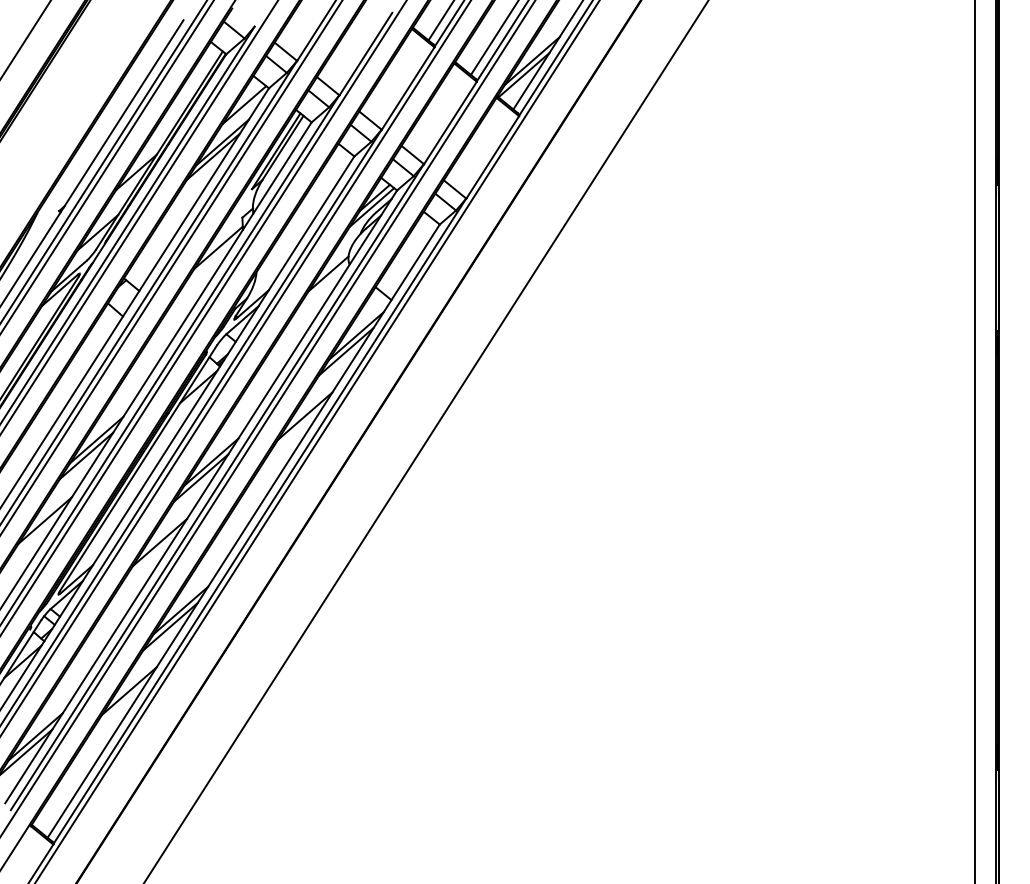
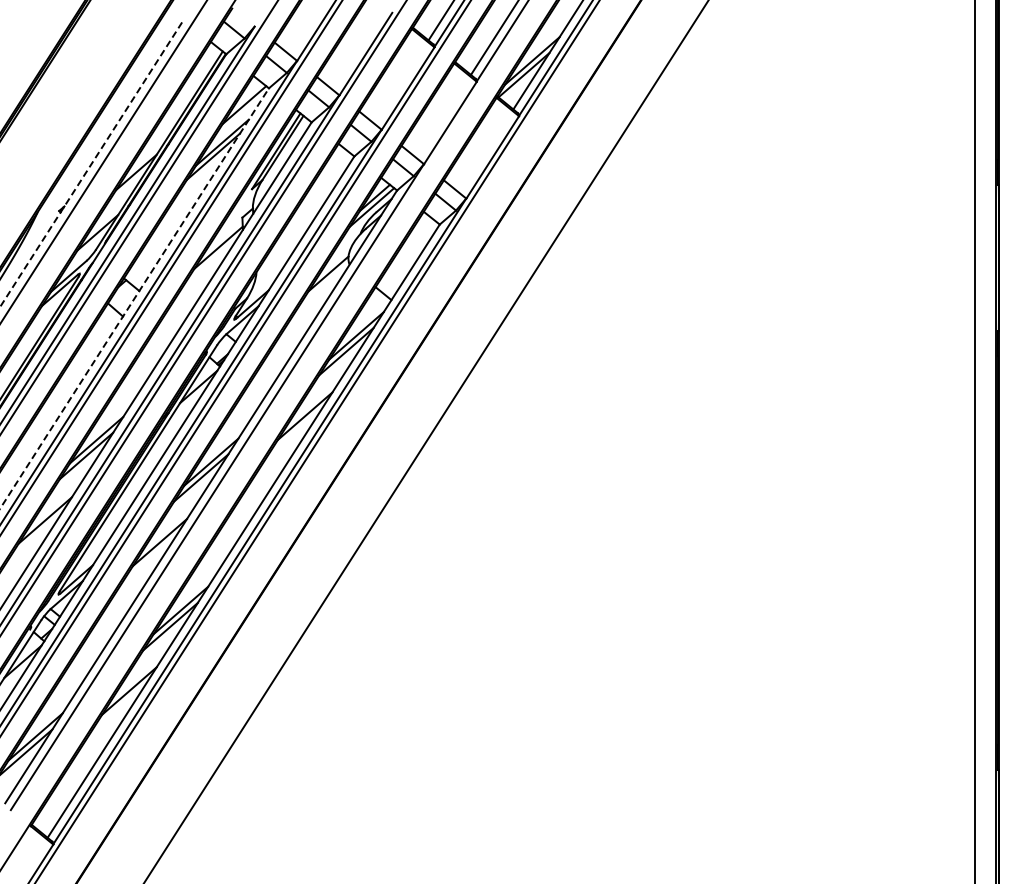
line: present -> none (25, 39)
line: solid -> dashed (92, 163)
line: present -> none (107, 166)
line: solid -> dashed (134, 298)
line: present -> none (268, 417)
